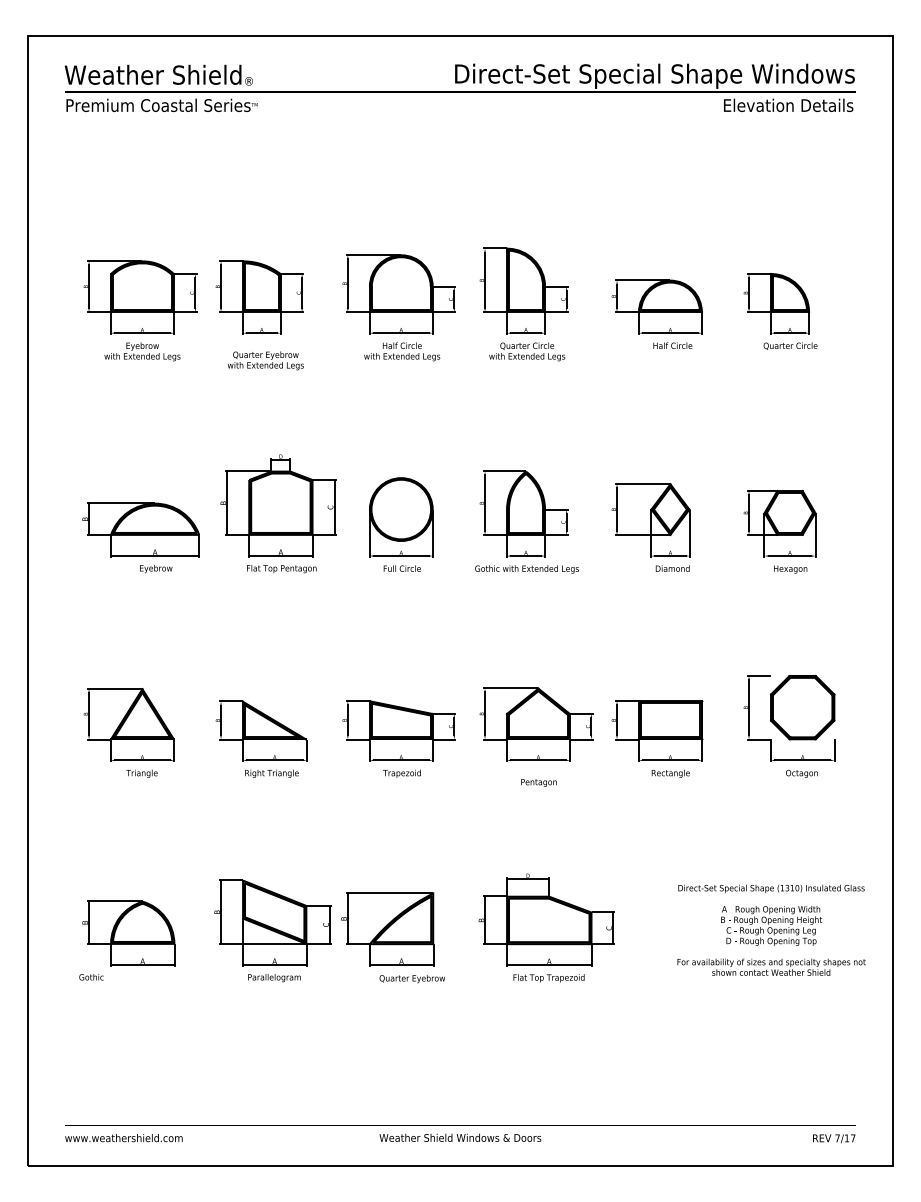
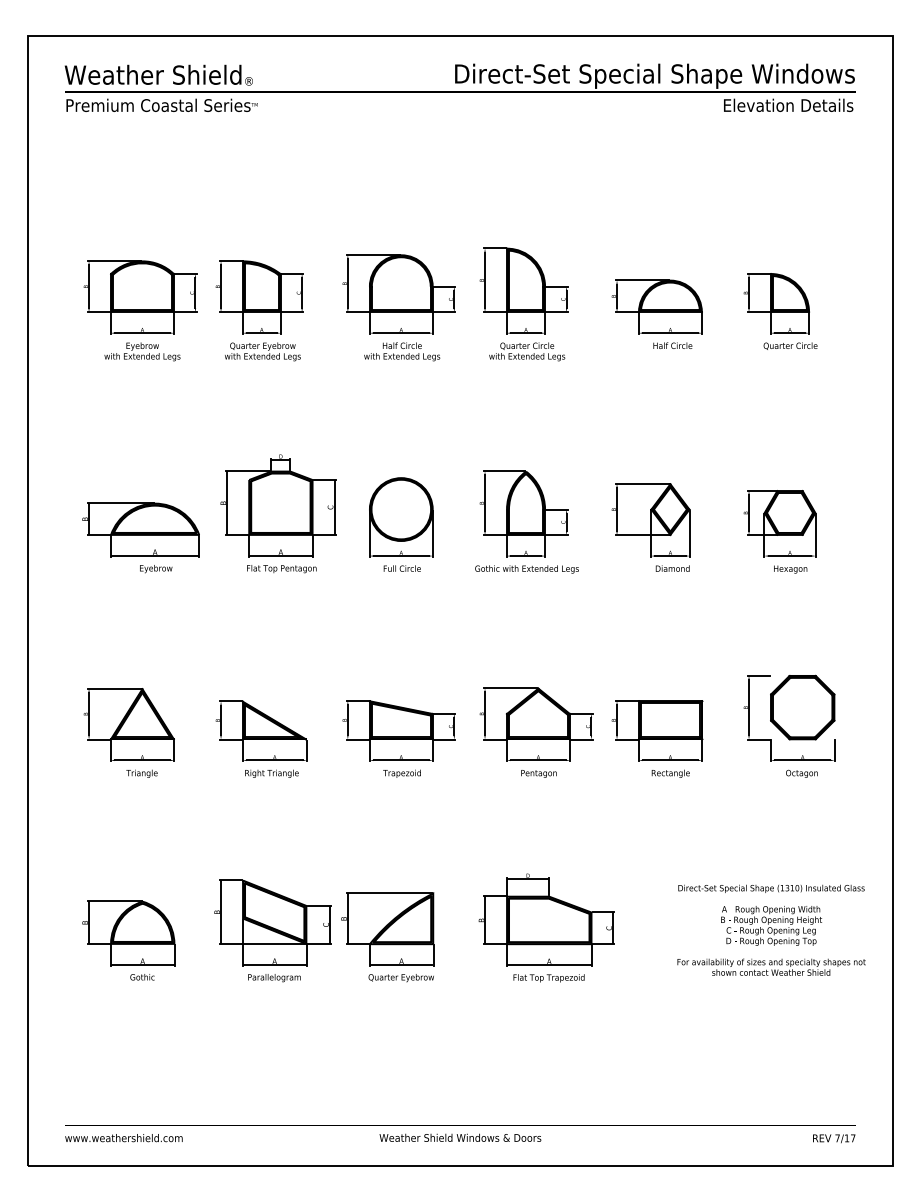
text position: (265, 360) -> (262, 351) (262, 351)
text position: (538, 782) -> (538, 773) (538, 773)
text position: (91, 977) -> (142, 977) (142, 977)
text position: (411, 979) -> (400, 978) (400, 978)
